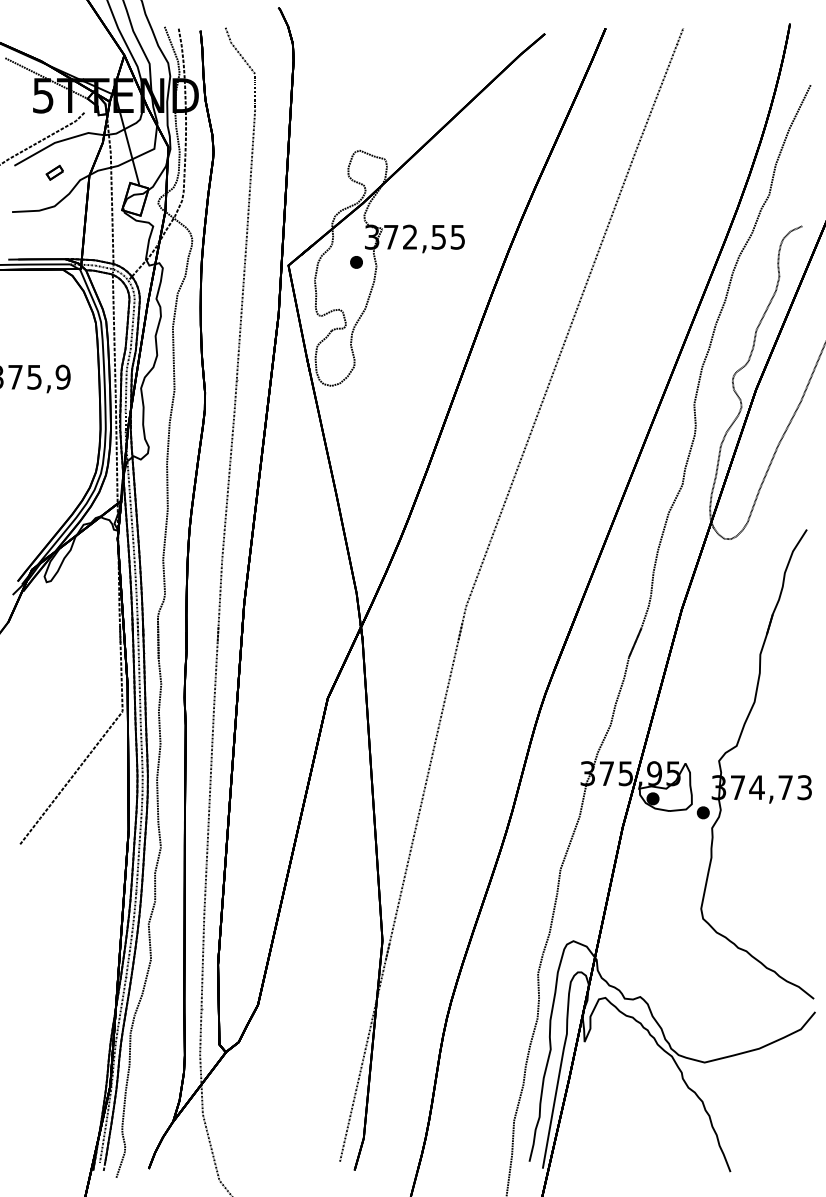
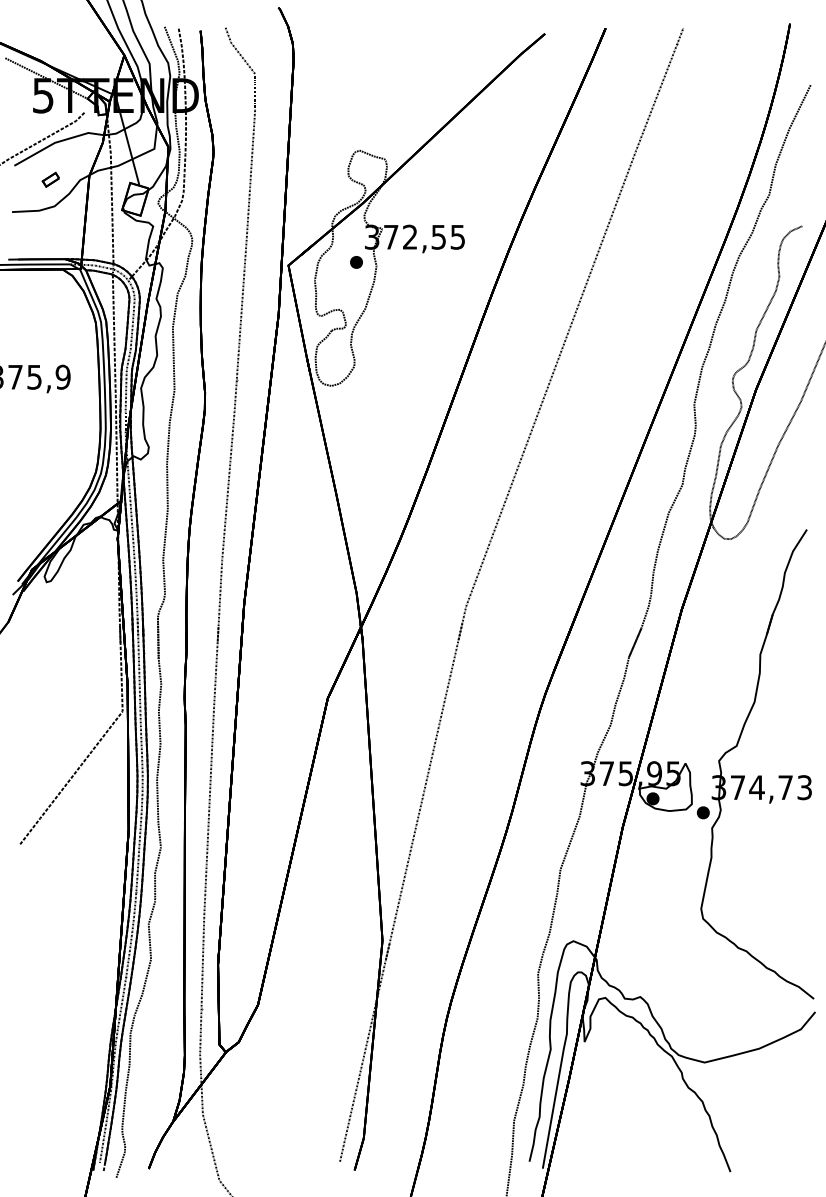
part position: (54, 172) -> (50, 179) (50, 179)
